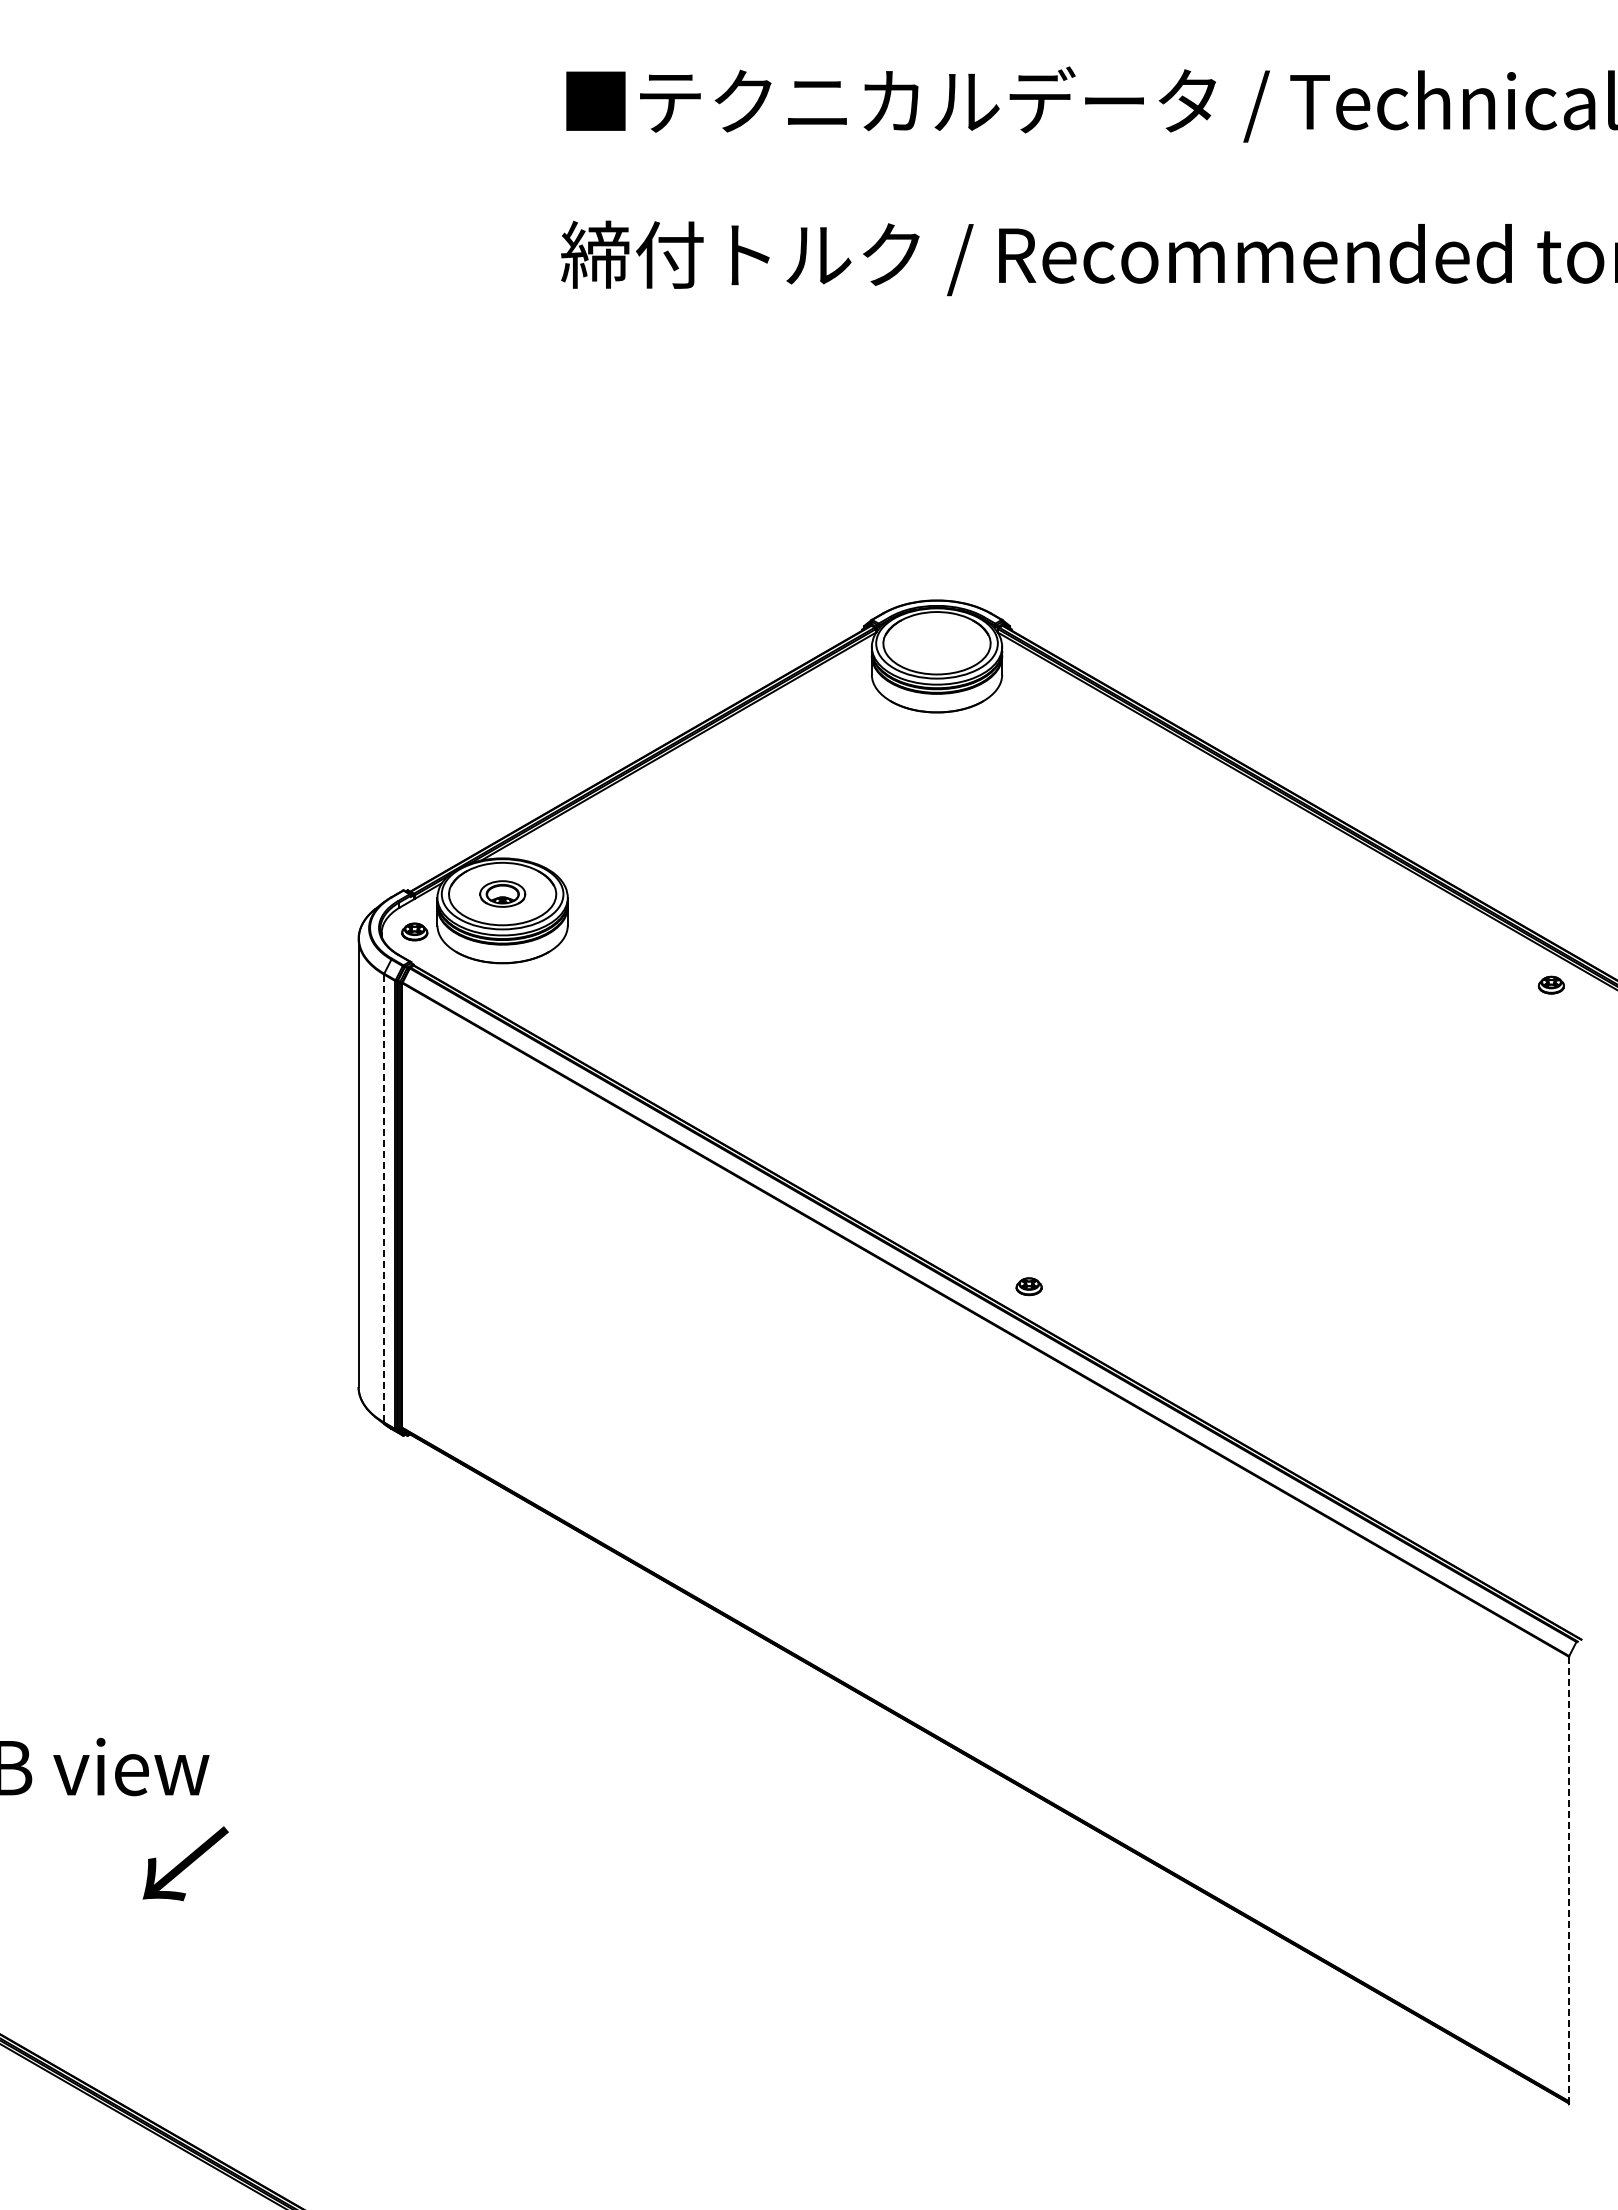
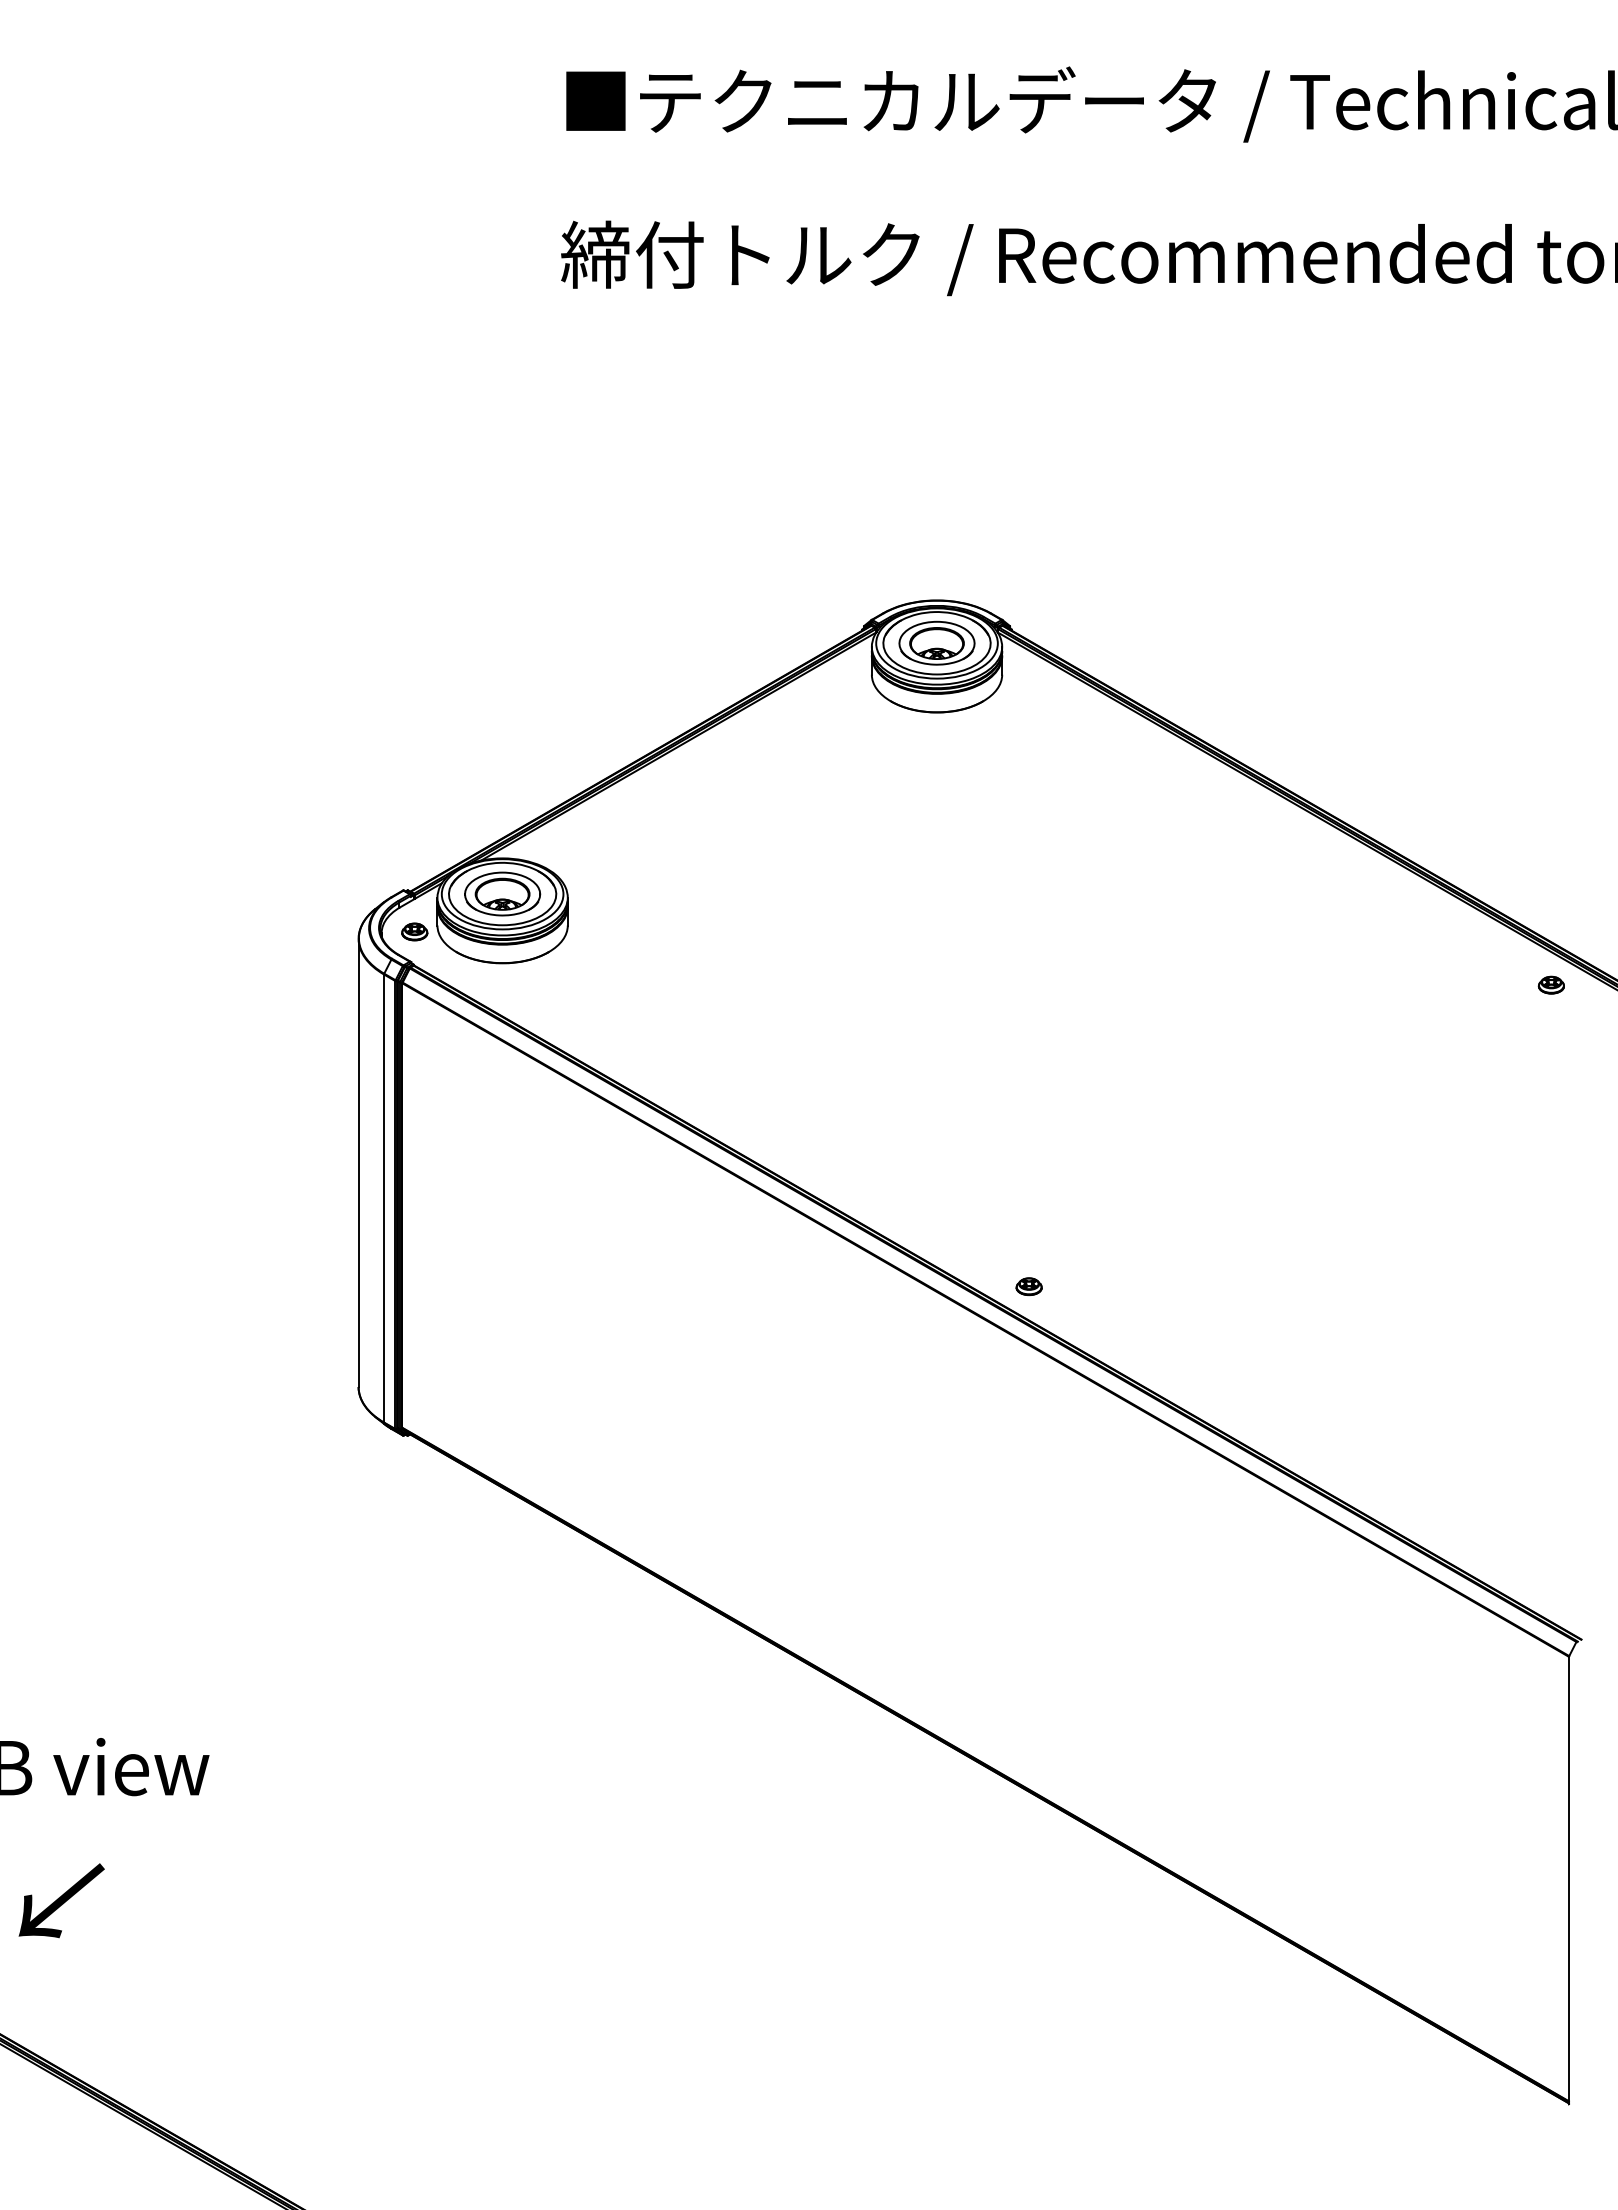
part: none -> present (936, 642)
part size: 48x28 px -> 78x46 px (502, 893)
line: dashed -> solid (384, 1198)
text position: (185, 1863) -> (61, 1900) (61, 1900)
line: dashed -> solid (1568, 1879)
